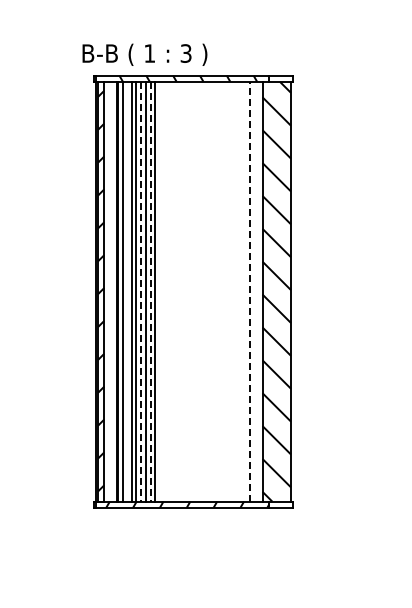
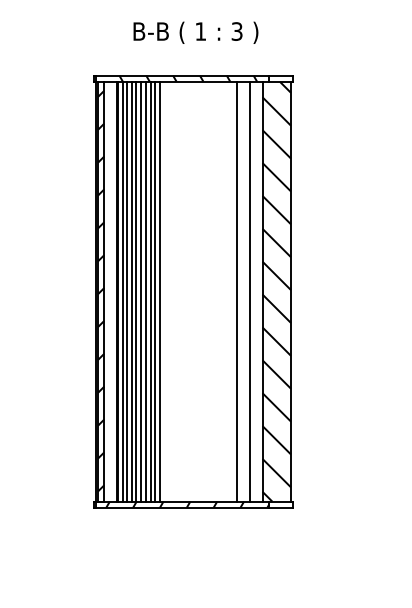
text position: (144, 54) -> (195, 32) (195, 32)
line: none -> present (127, 291)
line: dashed -> solid (141, 291)
line: dashed -> solid (150, 291)
line: none -> present (159, 291)
line: none -> present (236, 291)
line: dashed -> solid (249, 291)
